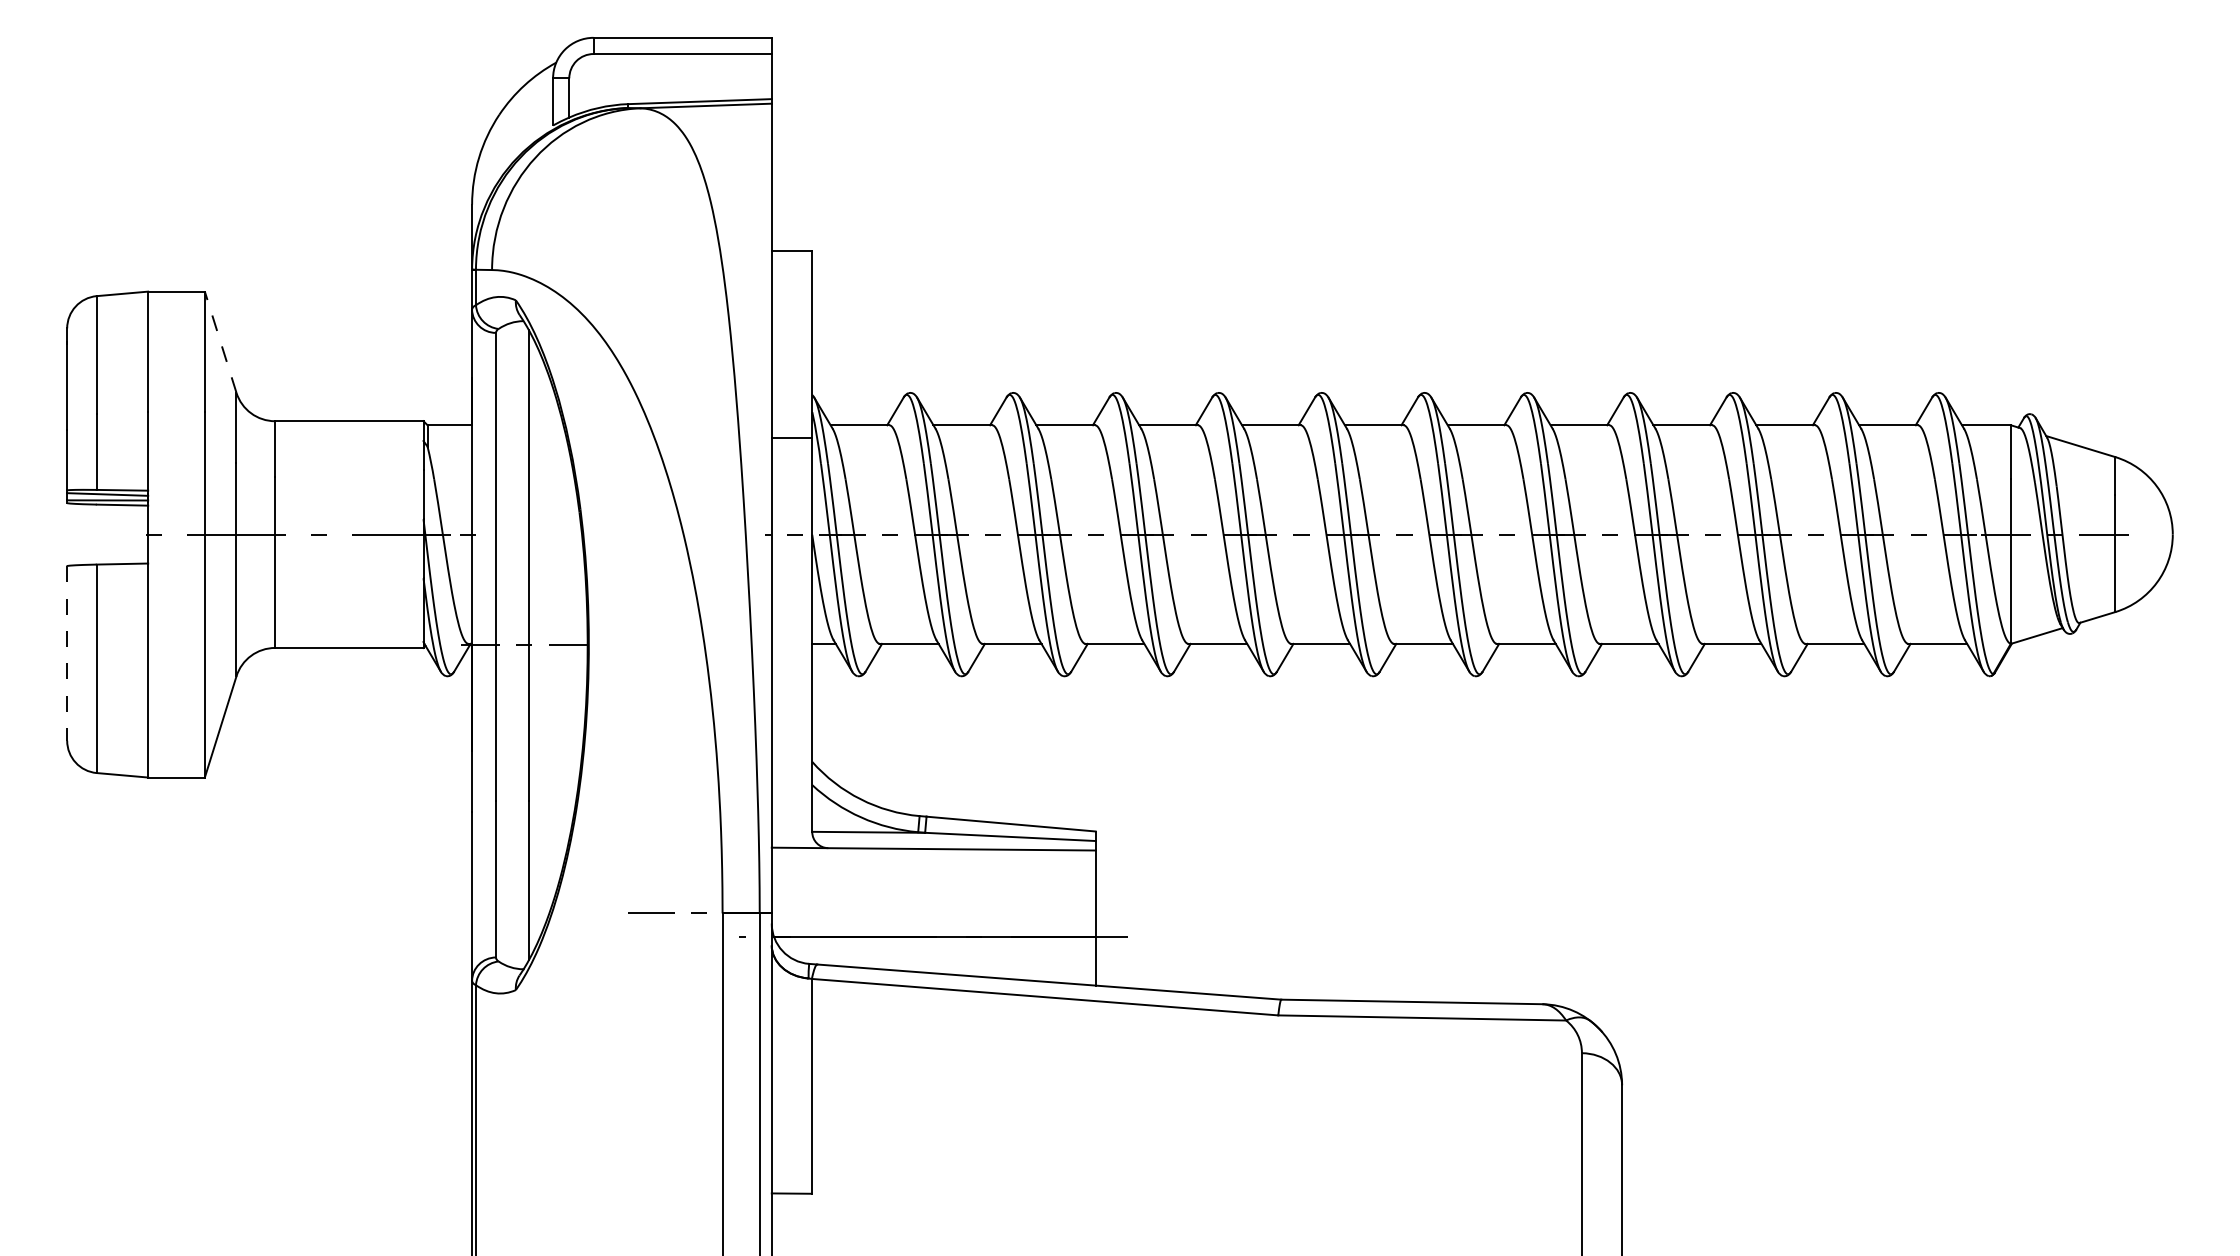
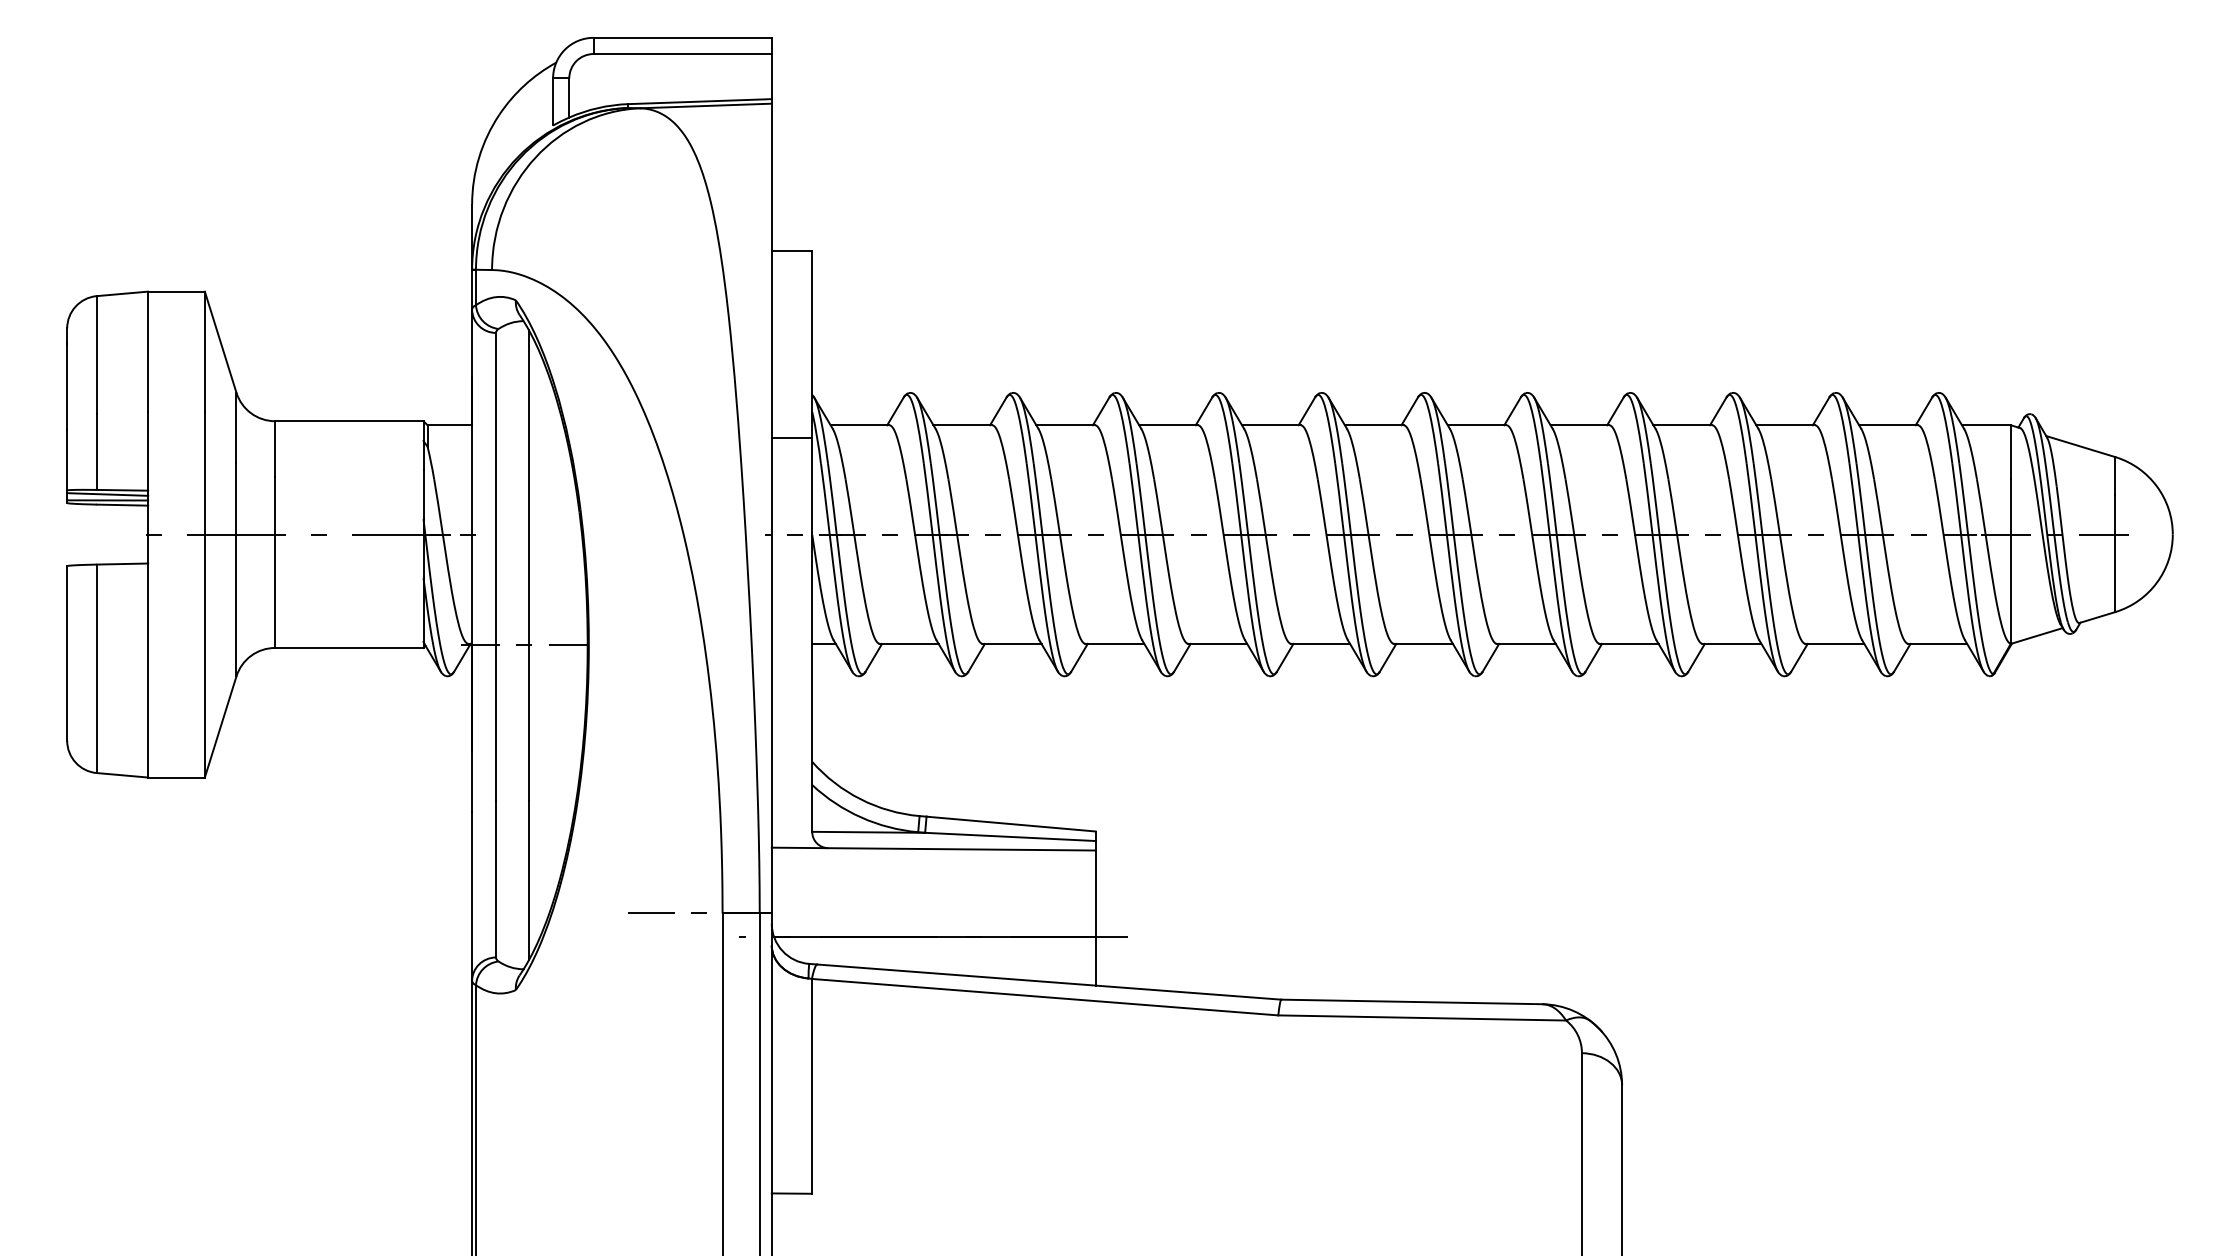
line: dashed -> solid (220, 342)
line: dashed -> solid (67, 653)
